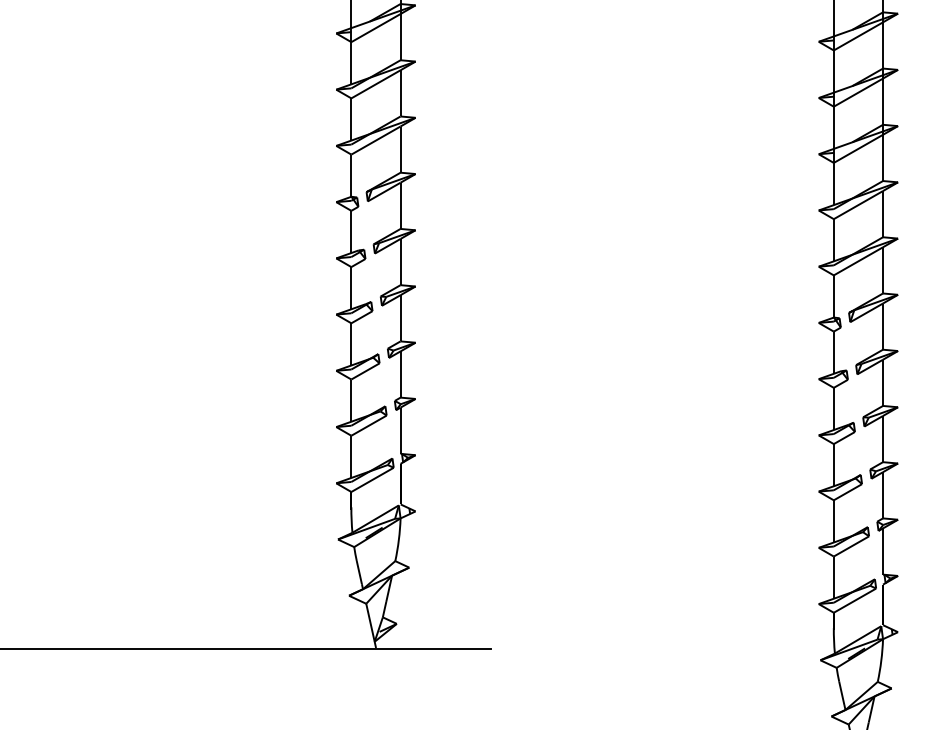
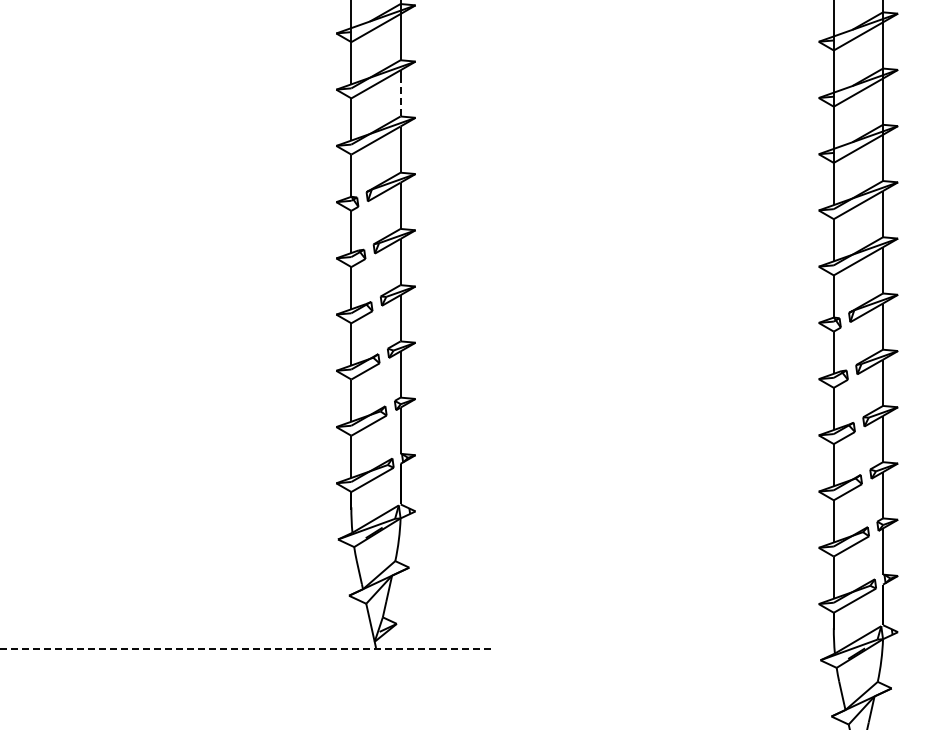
line: solid -> dashed (400, 97)
line: solid -> dashed (245, 649)
